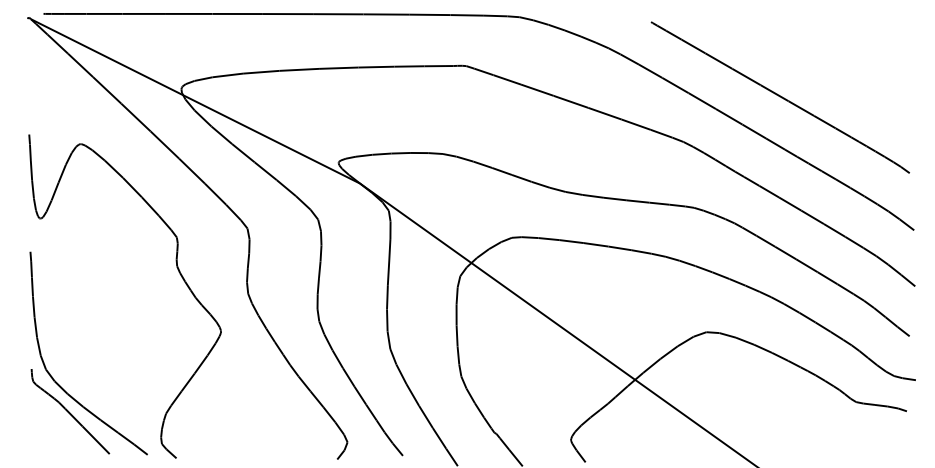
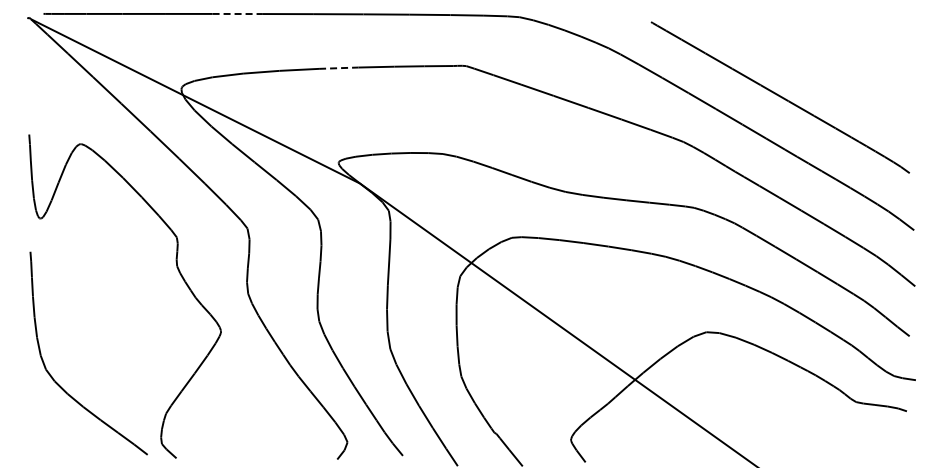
line: solid -> dashed (238, 14)
line: solid -> dashed (338, 68)
part: present -> none (70, 411)
